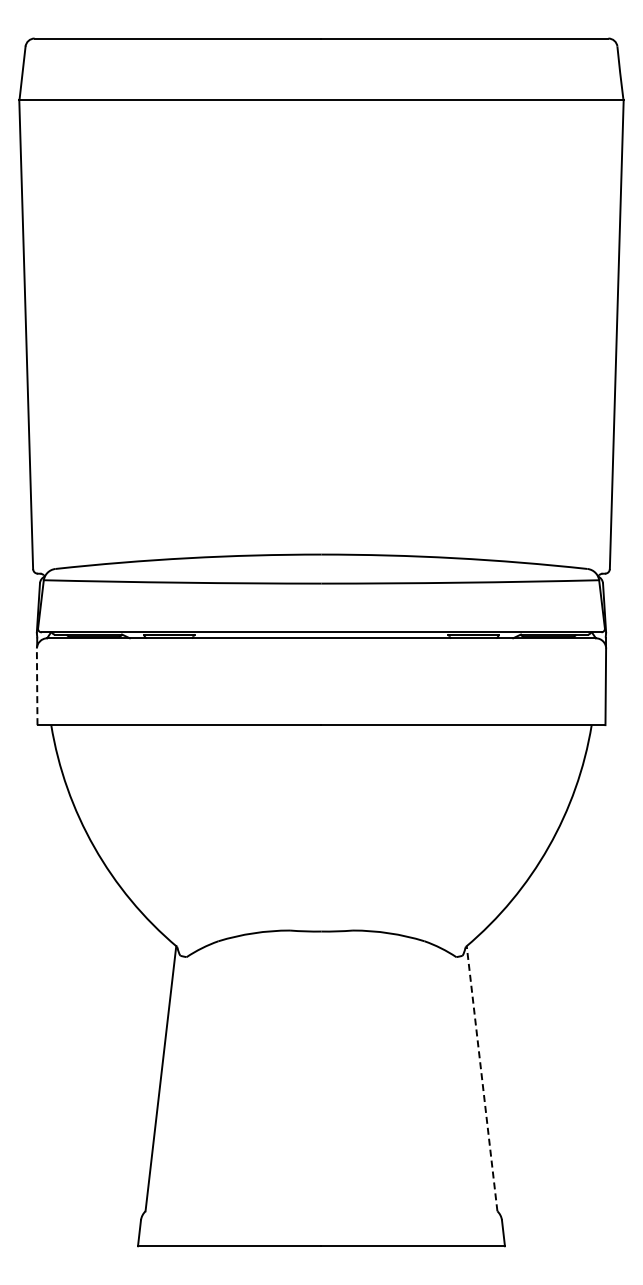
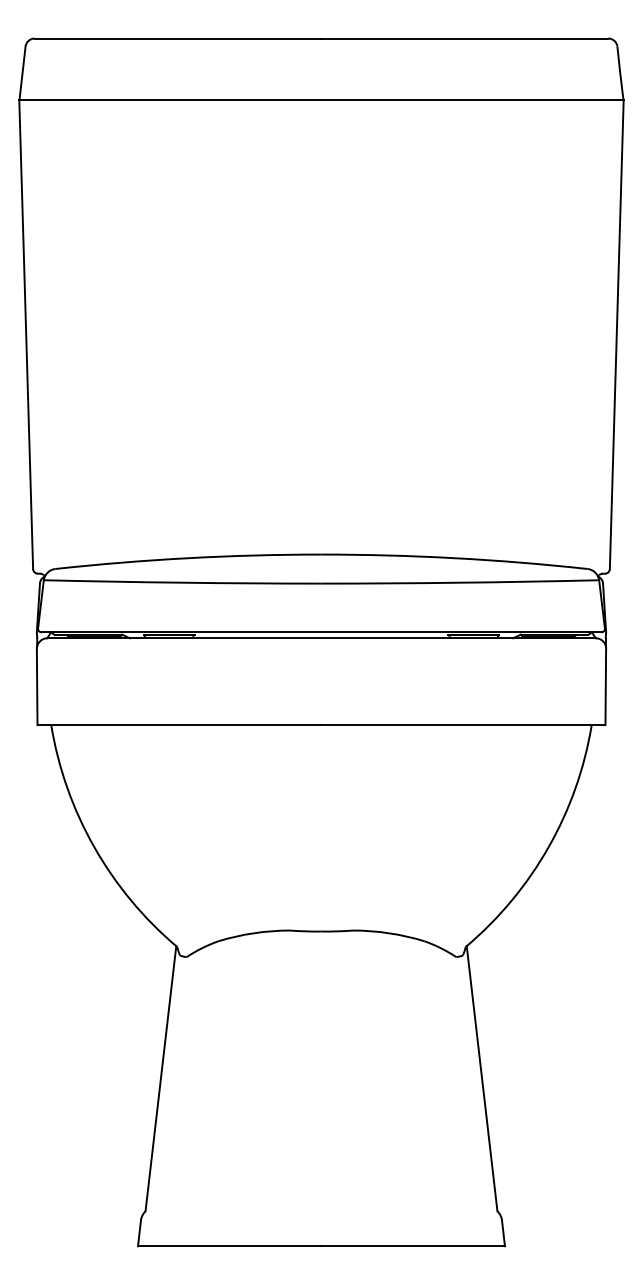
line: dashed -> solid (37, 686)
line: dashed -> solid (482, 1078)
